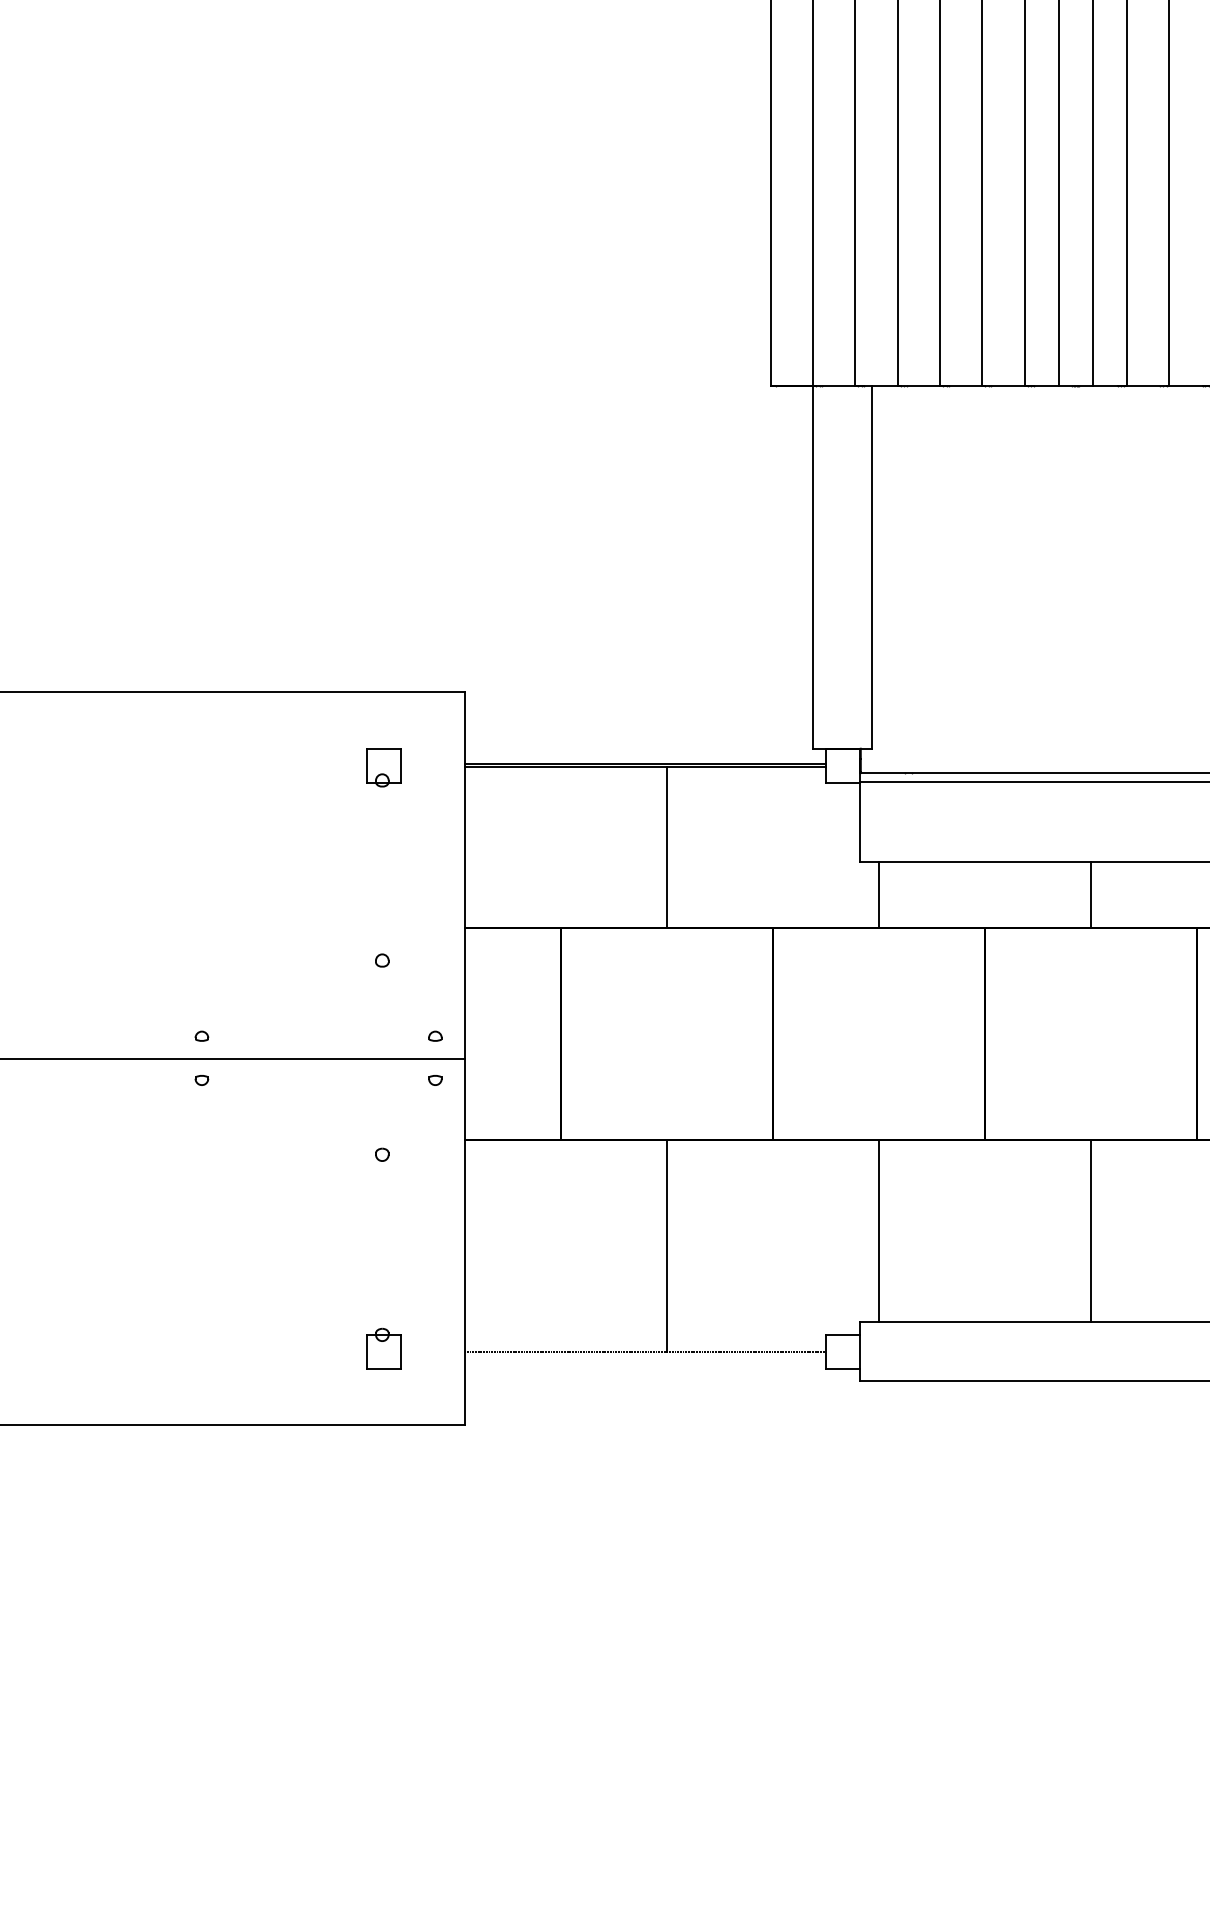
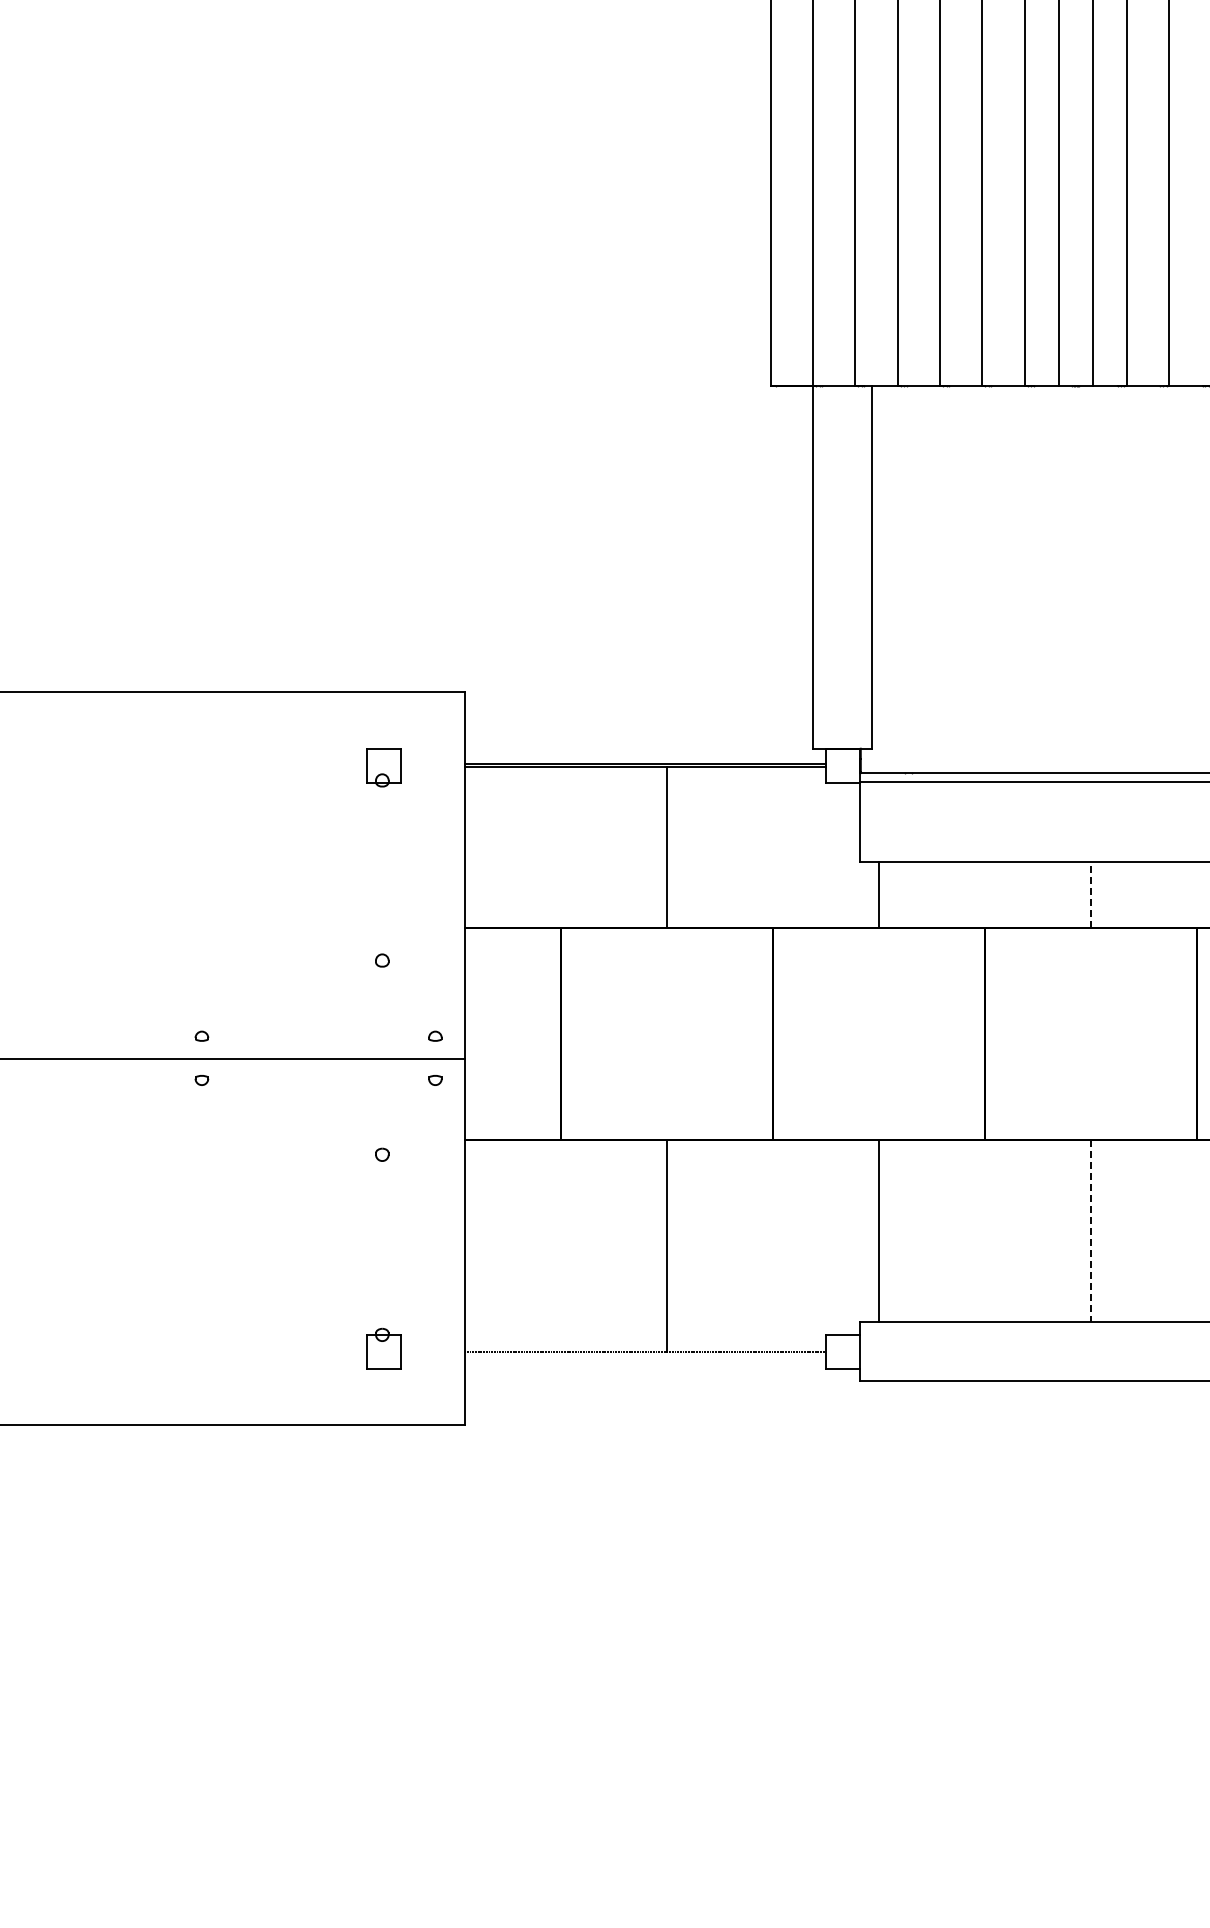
line: solid -> dashed (1091, 895)
line: solid -> dashed (1091, 1231)
